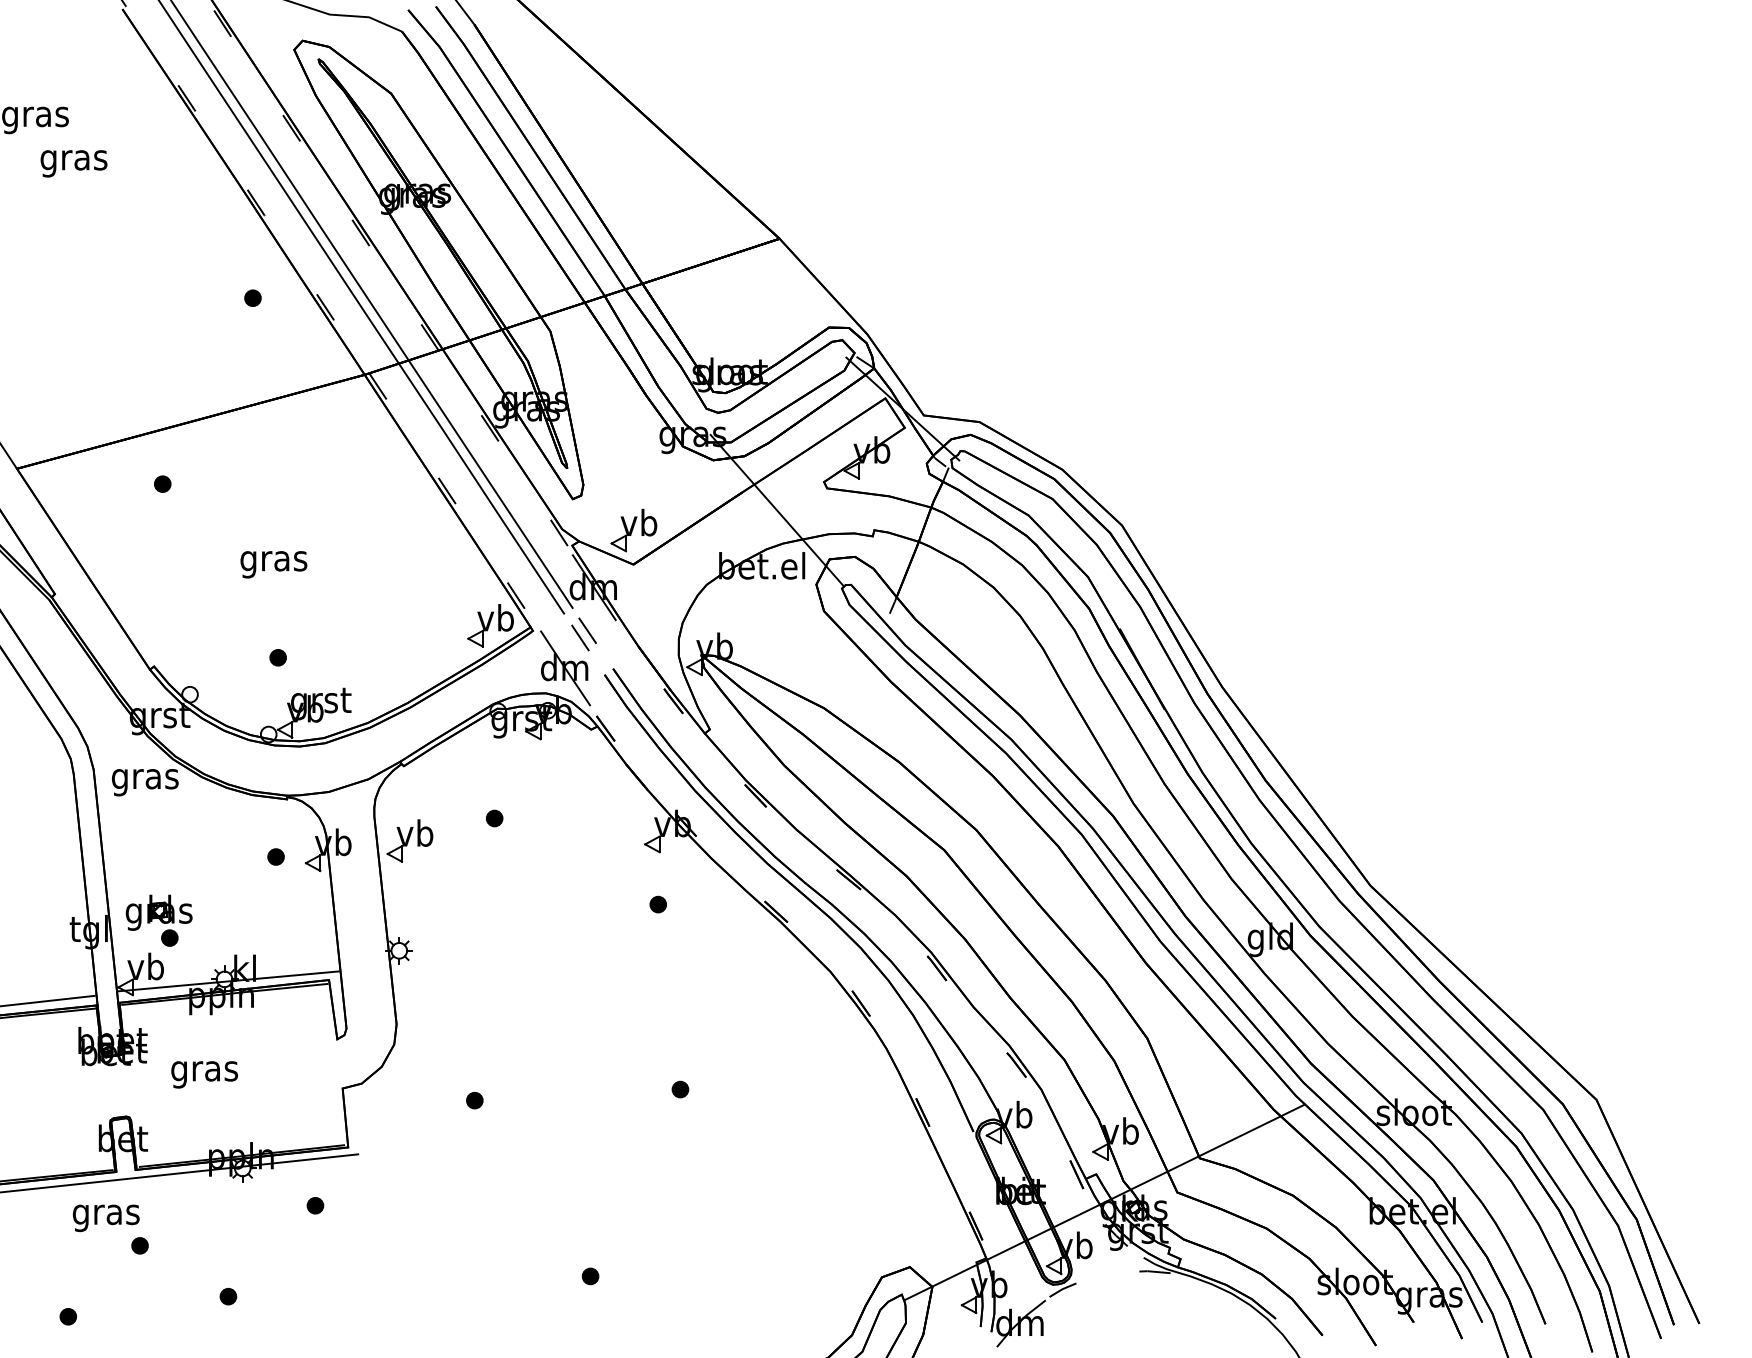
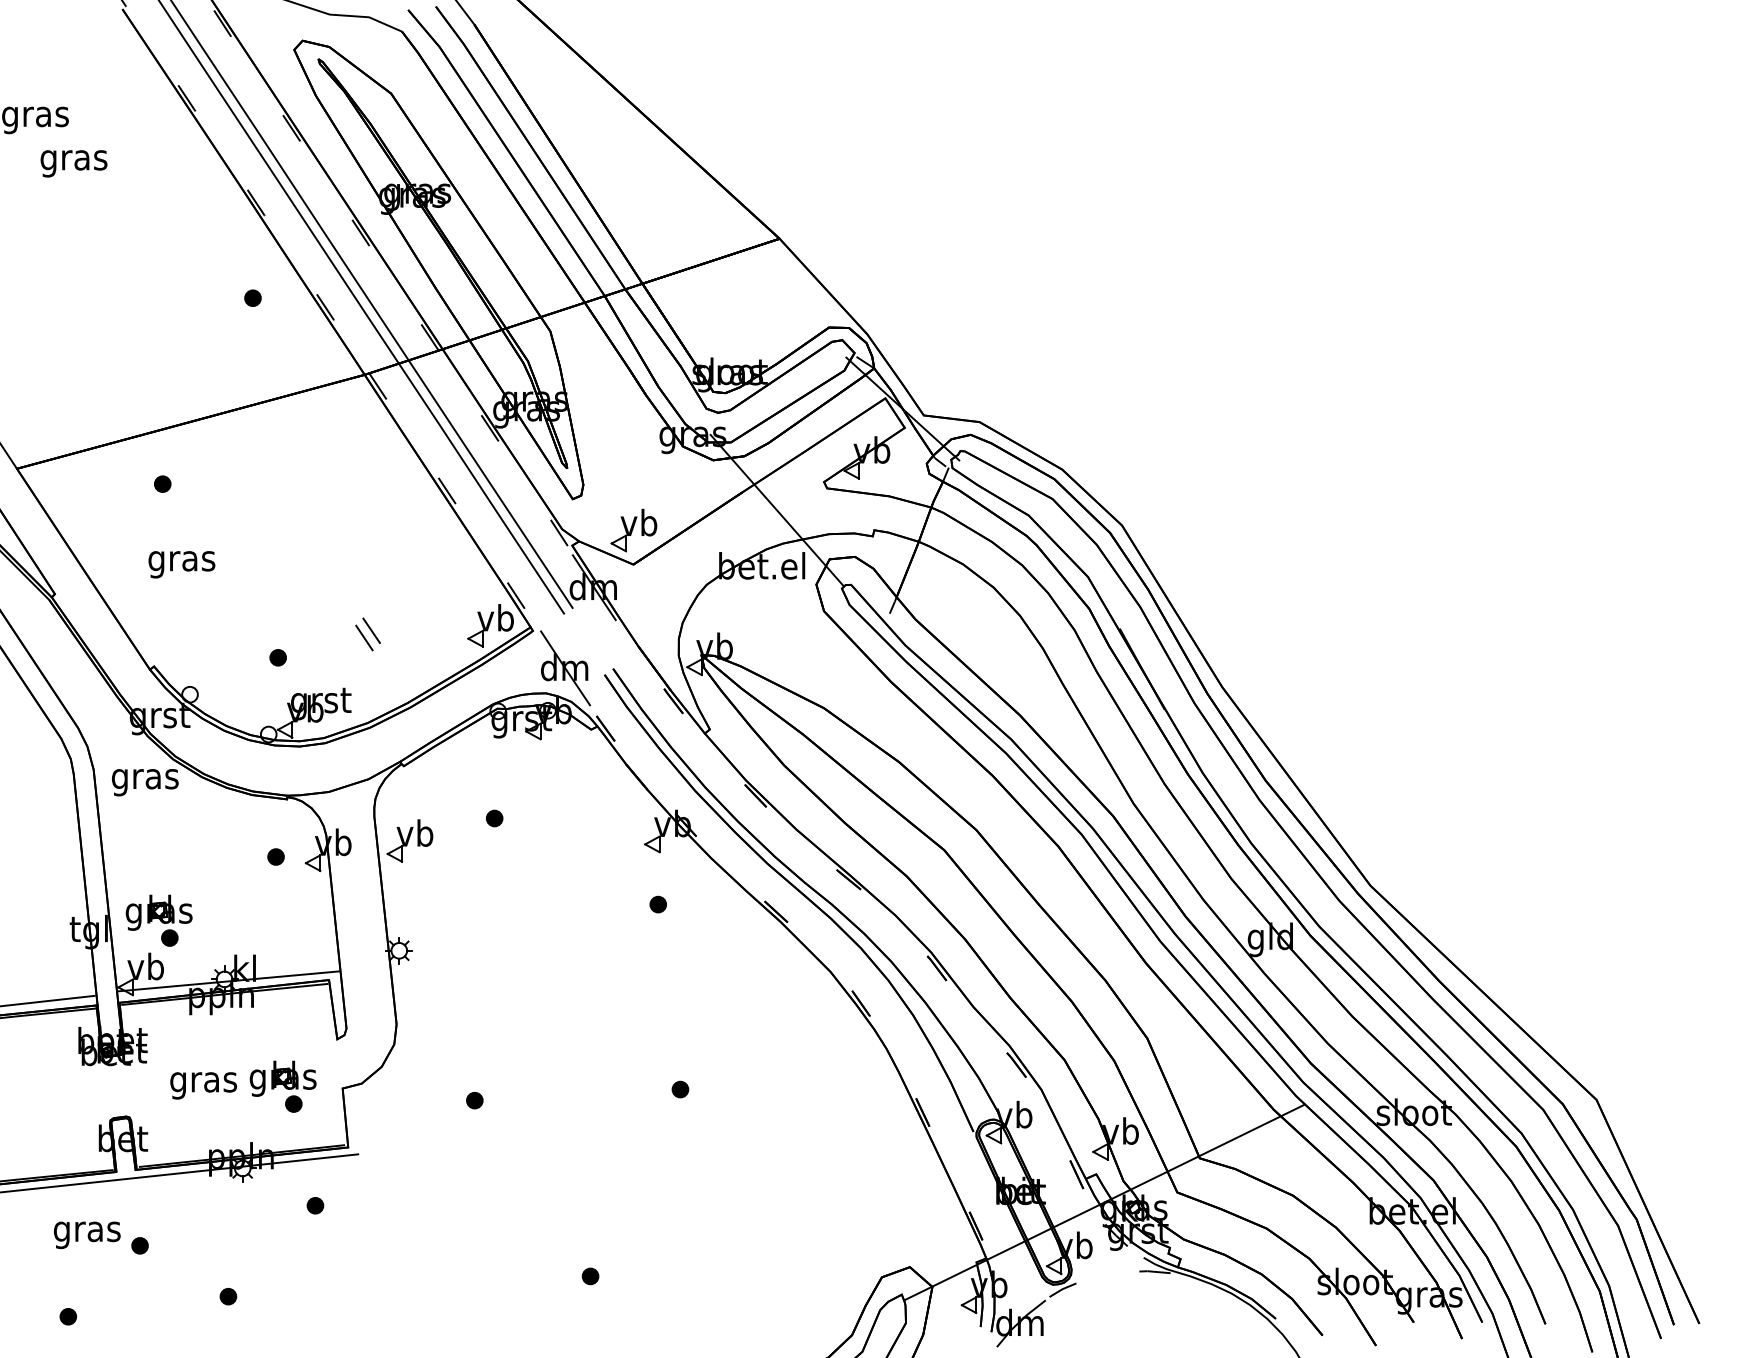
text position: (273, 564) -> (181, 564) (181, 564)
part position: (583, 634) -> (367, 634) (367, 634)
text position: (204, 1074) -> (203, 1085) (203, 1085)
part: none -> present (282, 1086)
text position: (105, 1218) -> (86, 1235) (86, 1235)
